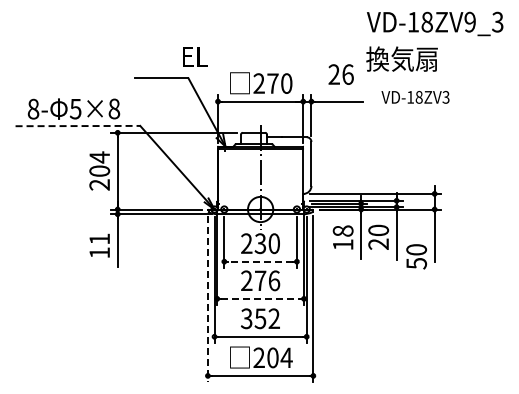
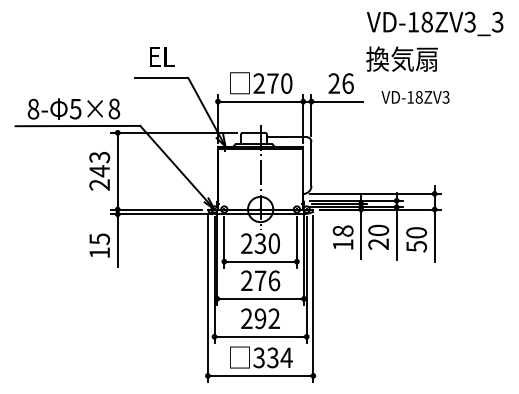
text: VD-18ZV9_3 -> VD-18ZV3_3 (469, 22)
text position: (195, 56) -> (162, 56) (162, 56)
text position: (340, 74) -> (340, 83) (340, 83)
line: dashed -> solid (78, 126)
text: 204 -> 243 (99, 164)
text: 11 -> 15 (99, 239)
text position: (416, 256) -> (416, 239) (416, 239)
line: dashed -> solid (260, 261)
line: dashed -> solid (260, 298)
line: dashed -> solid (207, 299)
text: 352 -> 292 (253, 318)
text: 204 -> 334 (265, 357)
